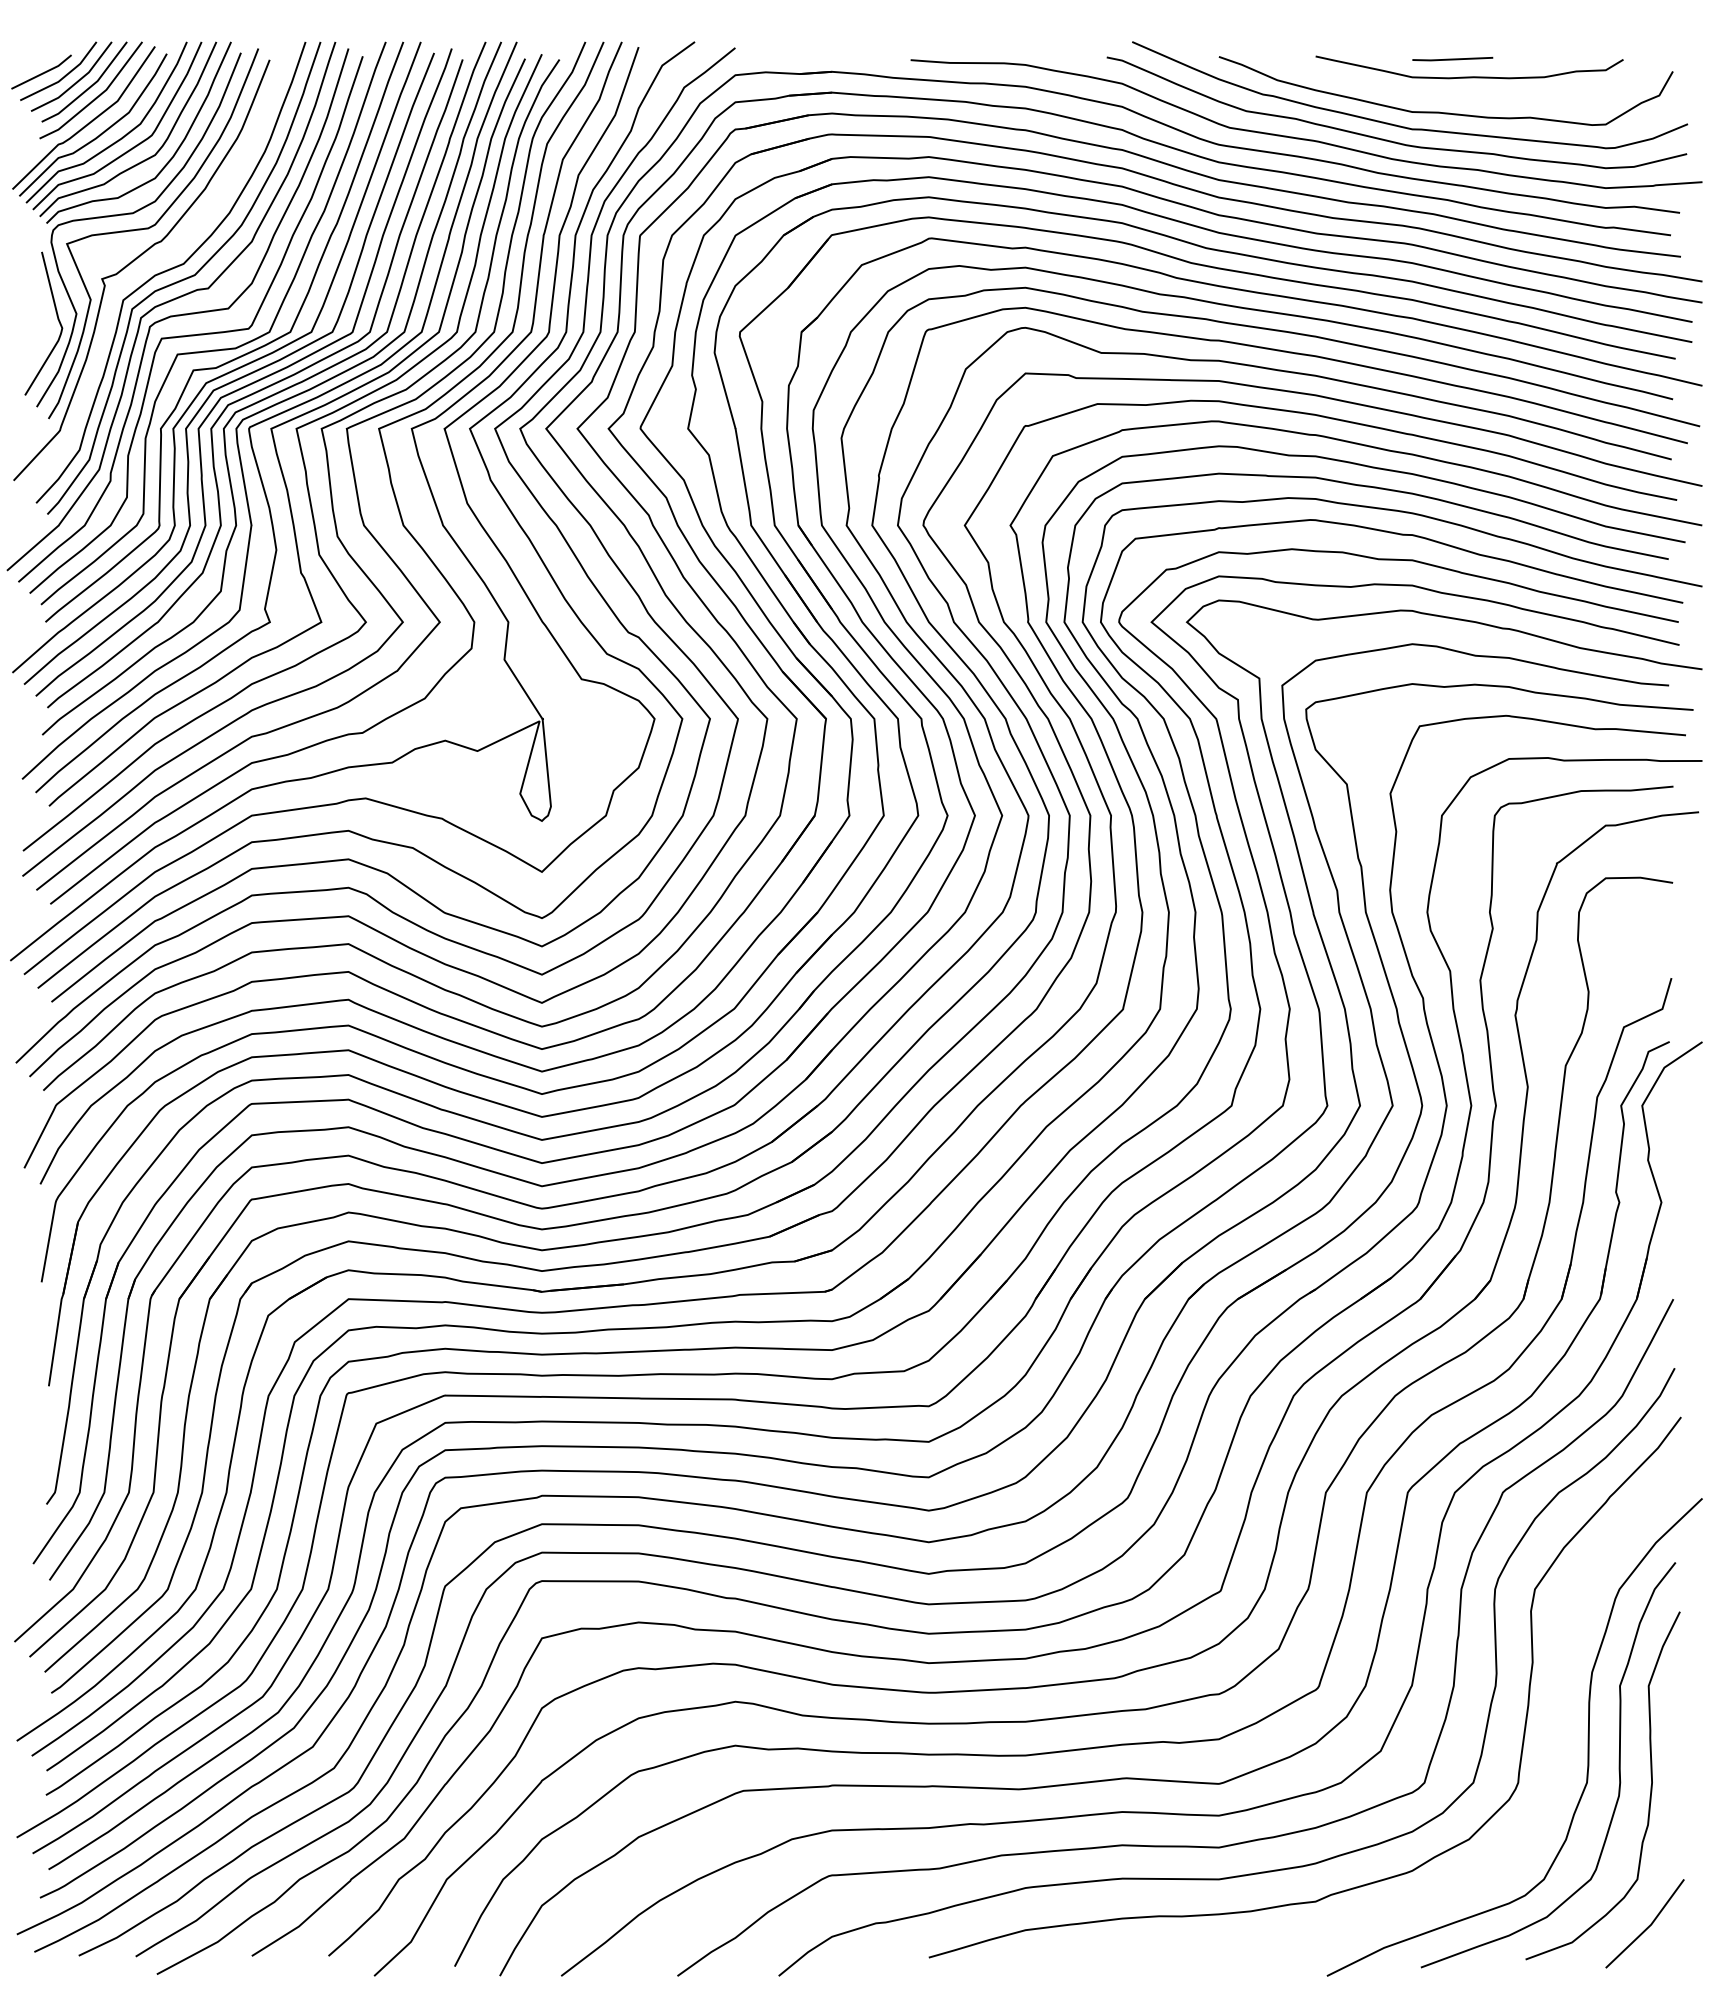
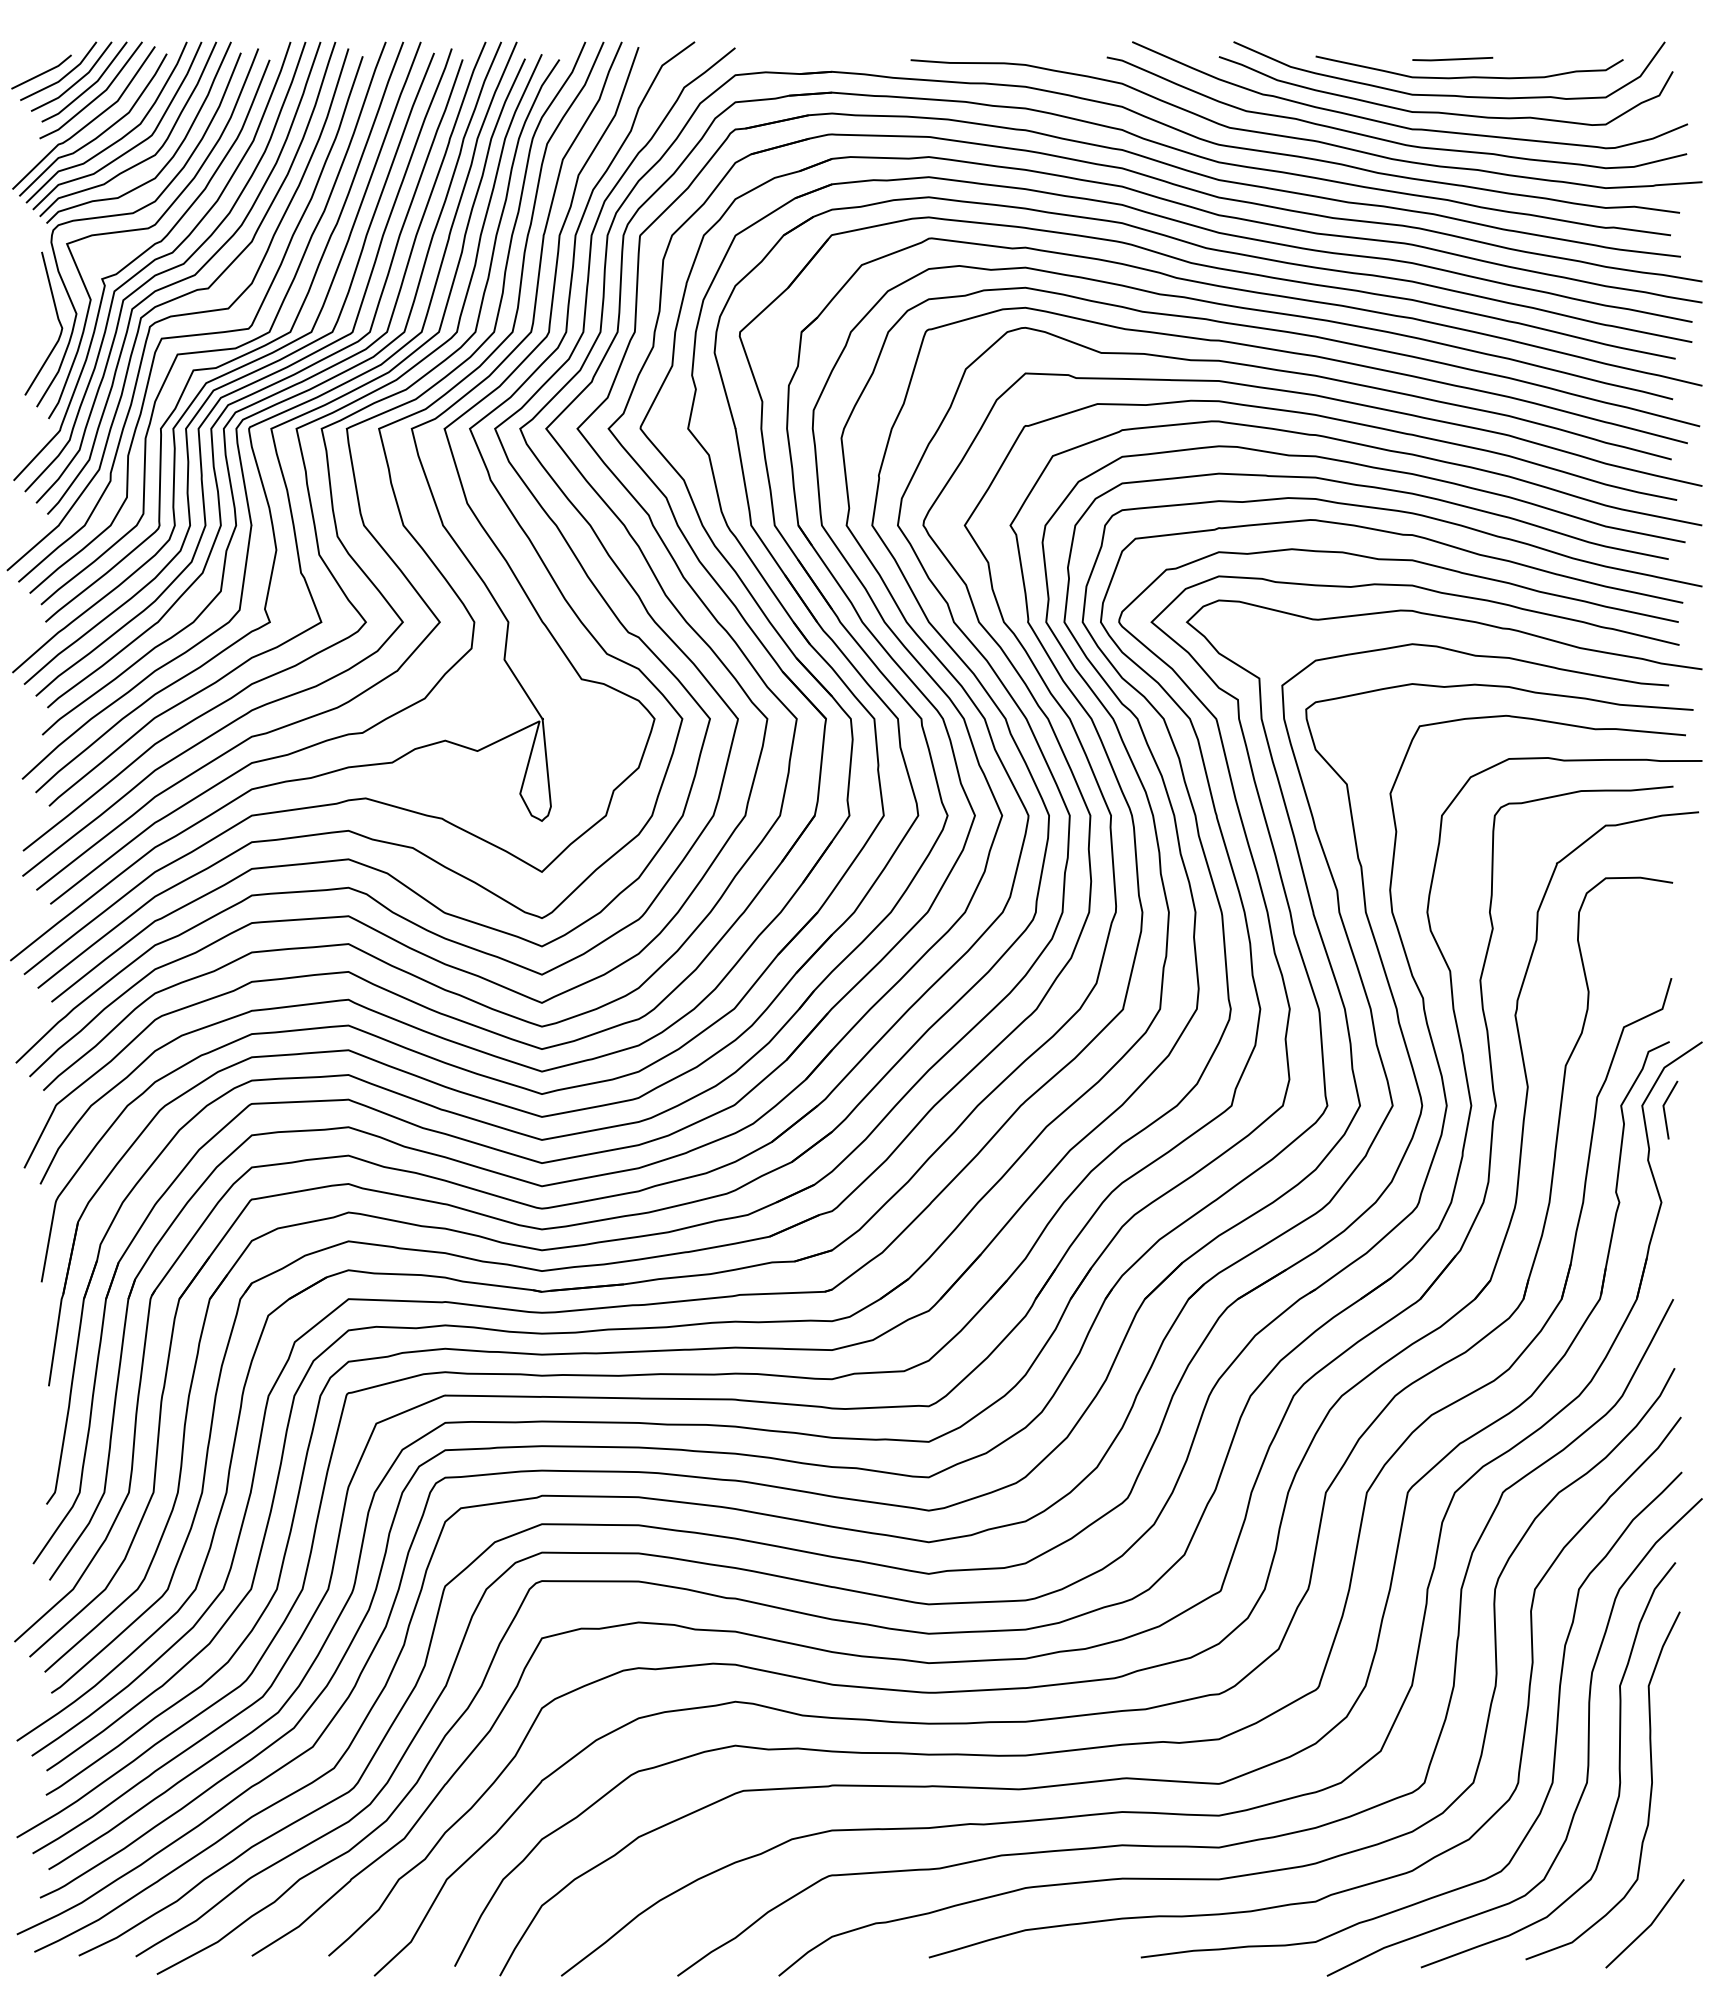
curve: none -> present (1449, 94)
curve: none -> present (153, 262)
line: none -> present (1665, 1110)
curve: none -> present (1555, 1731)
